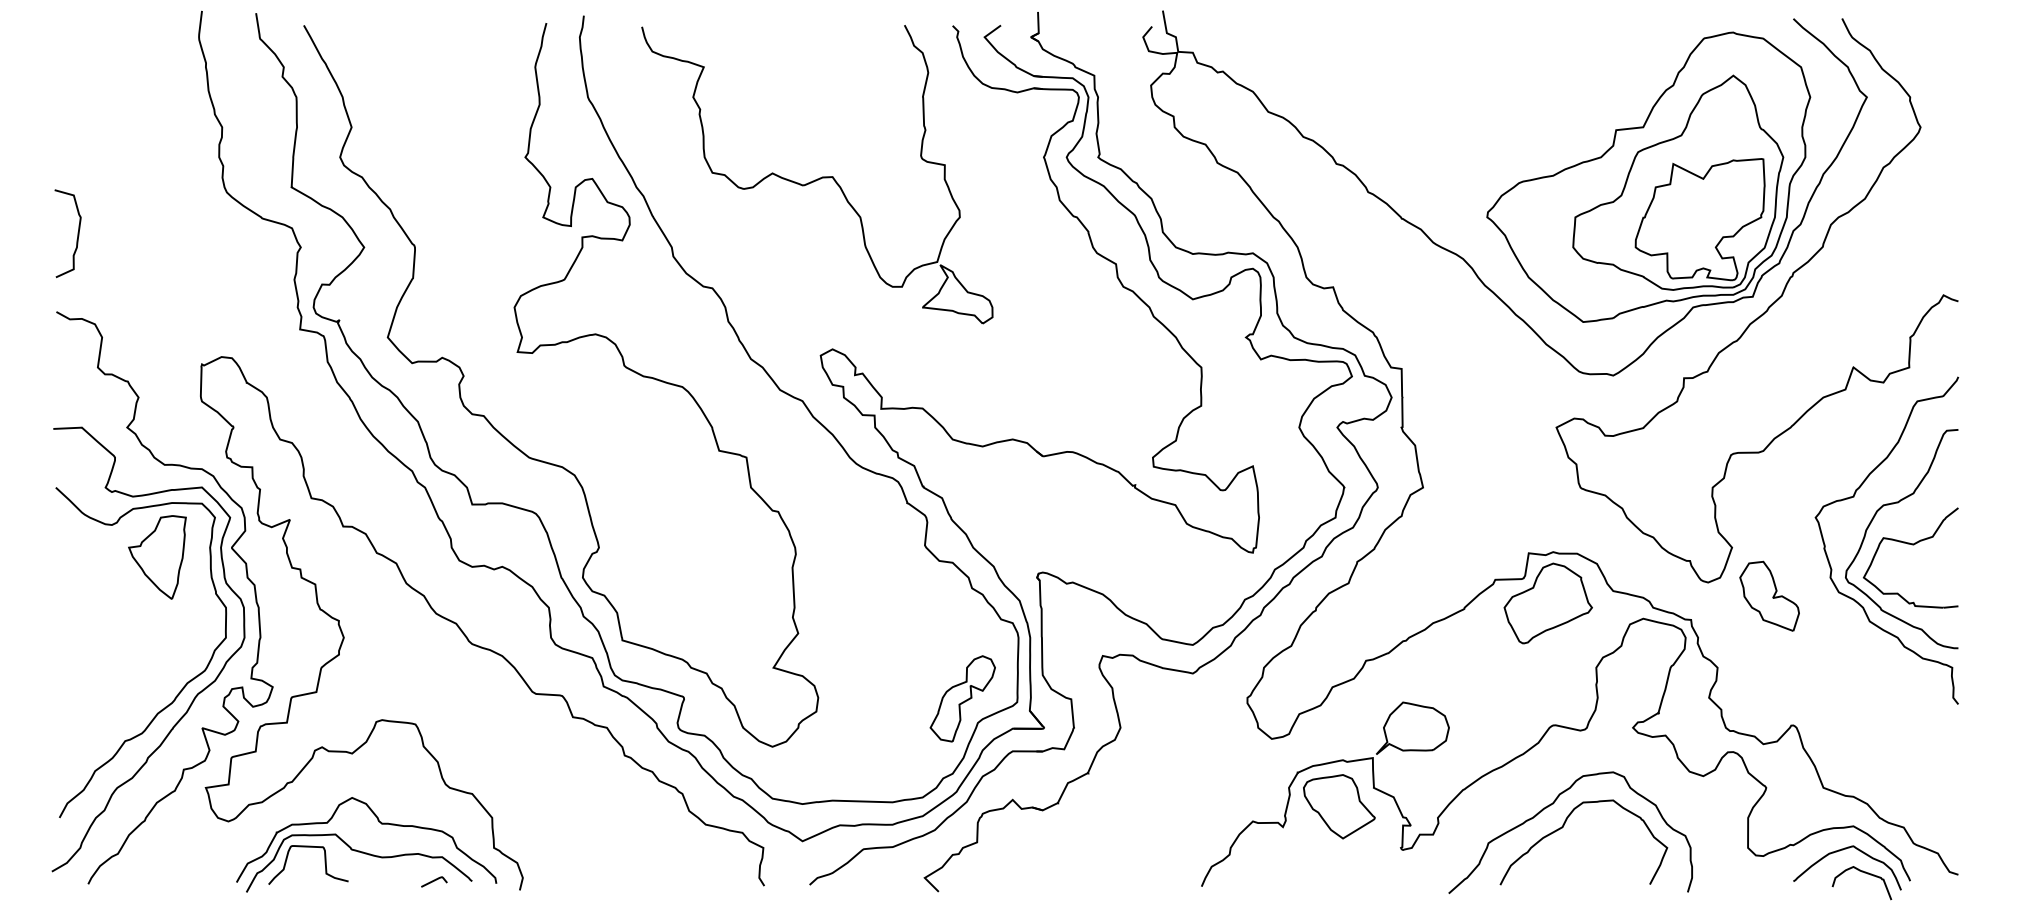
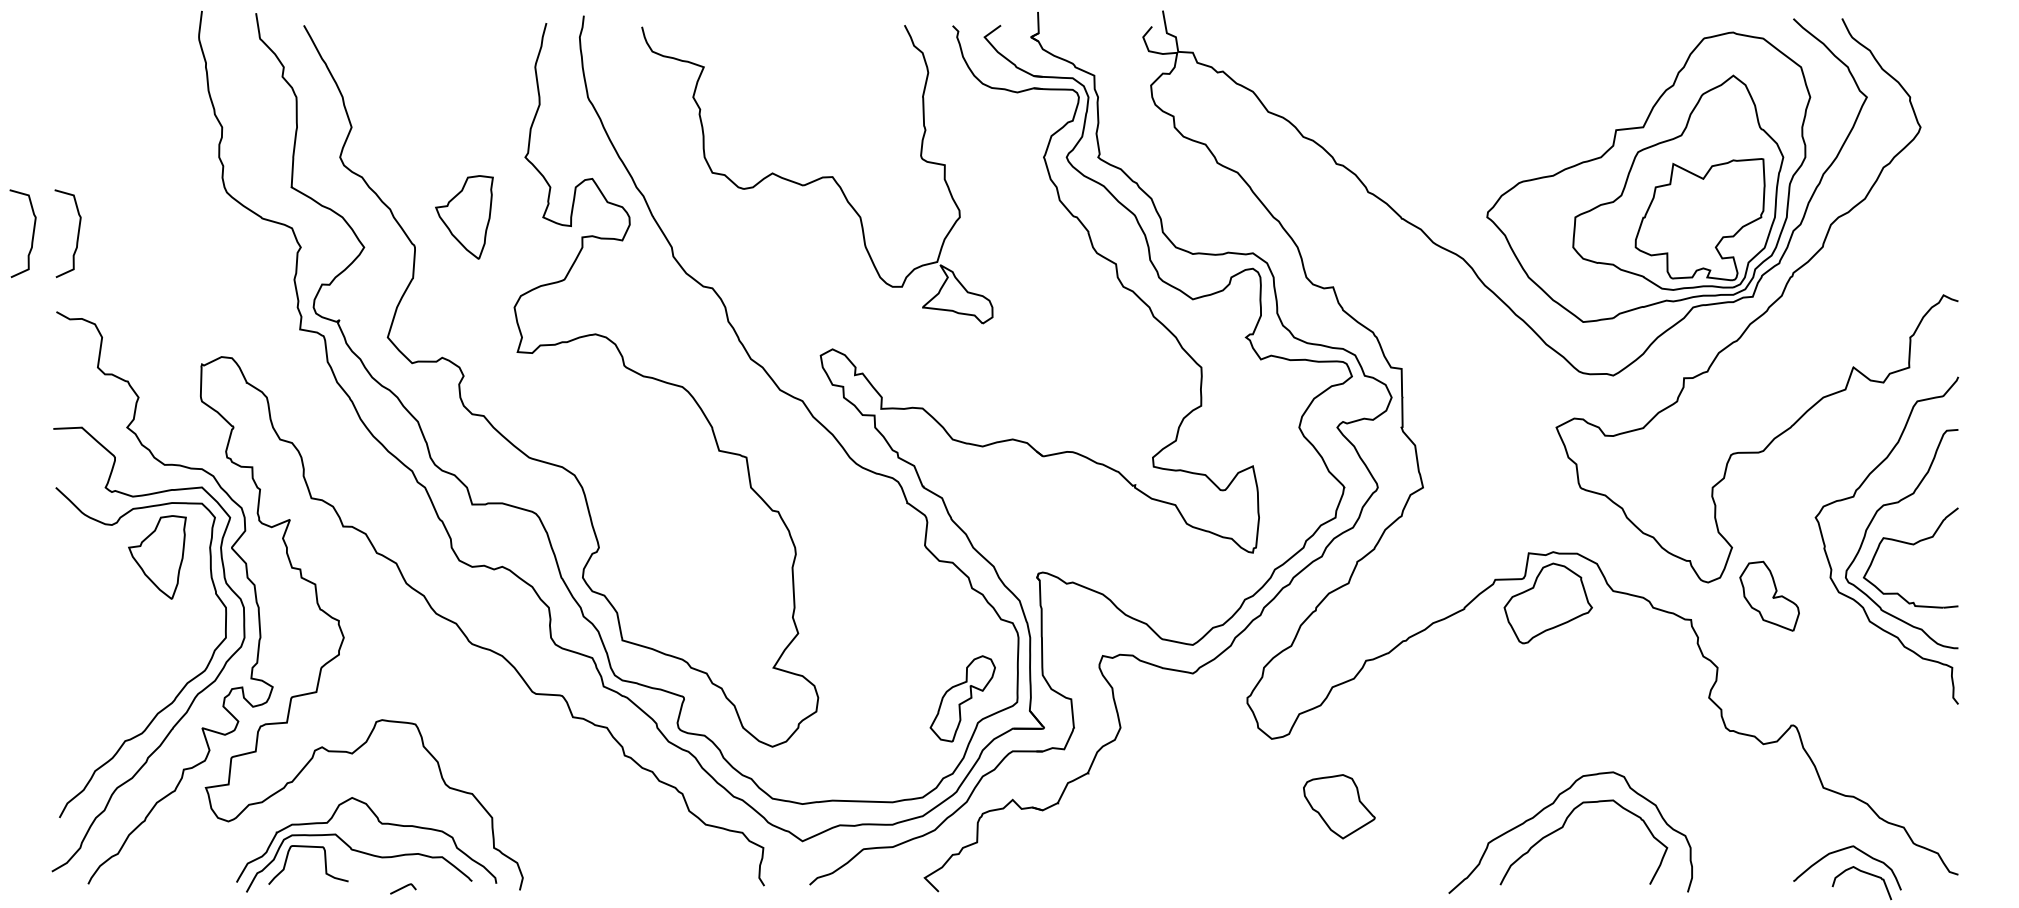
part: none -> present (464, 217)
curve: none -> present (32, 233)
part: present -> none (1542, 739)
curve position: (434, 881) -> (403, 888) (403, 888)
